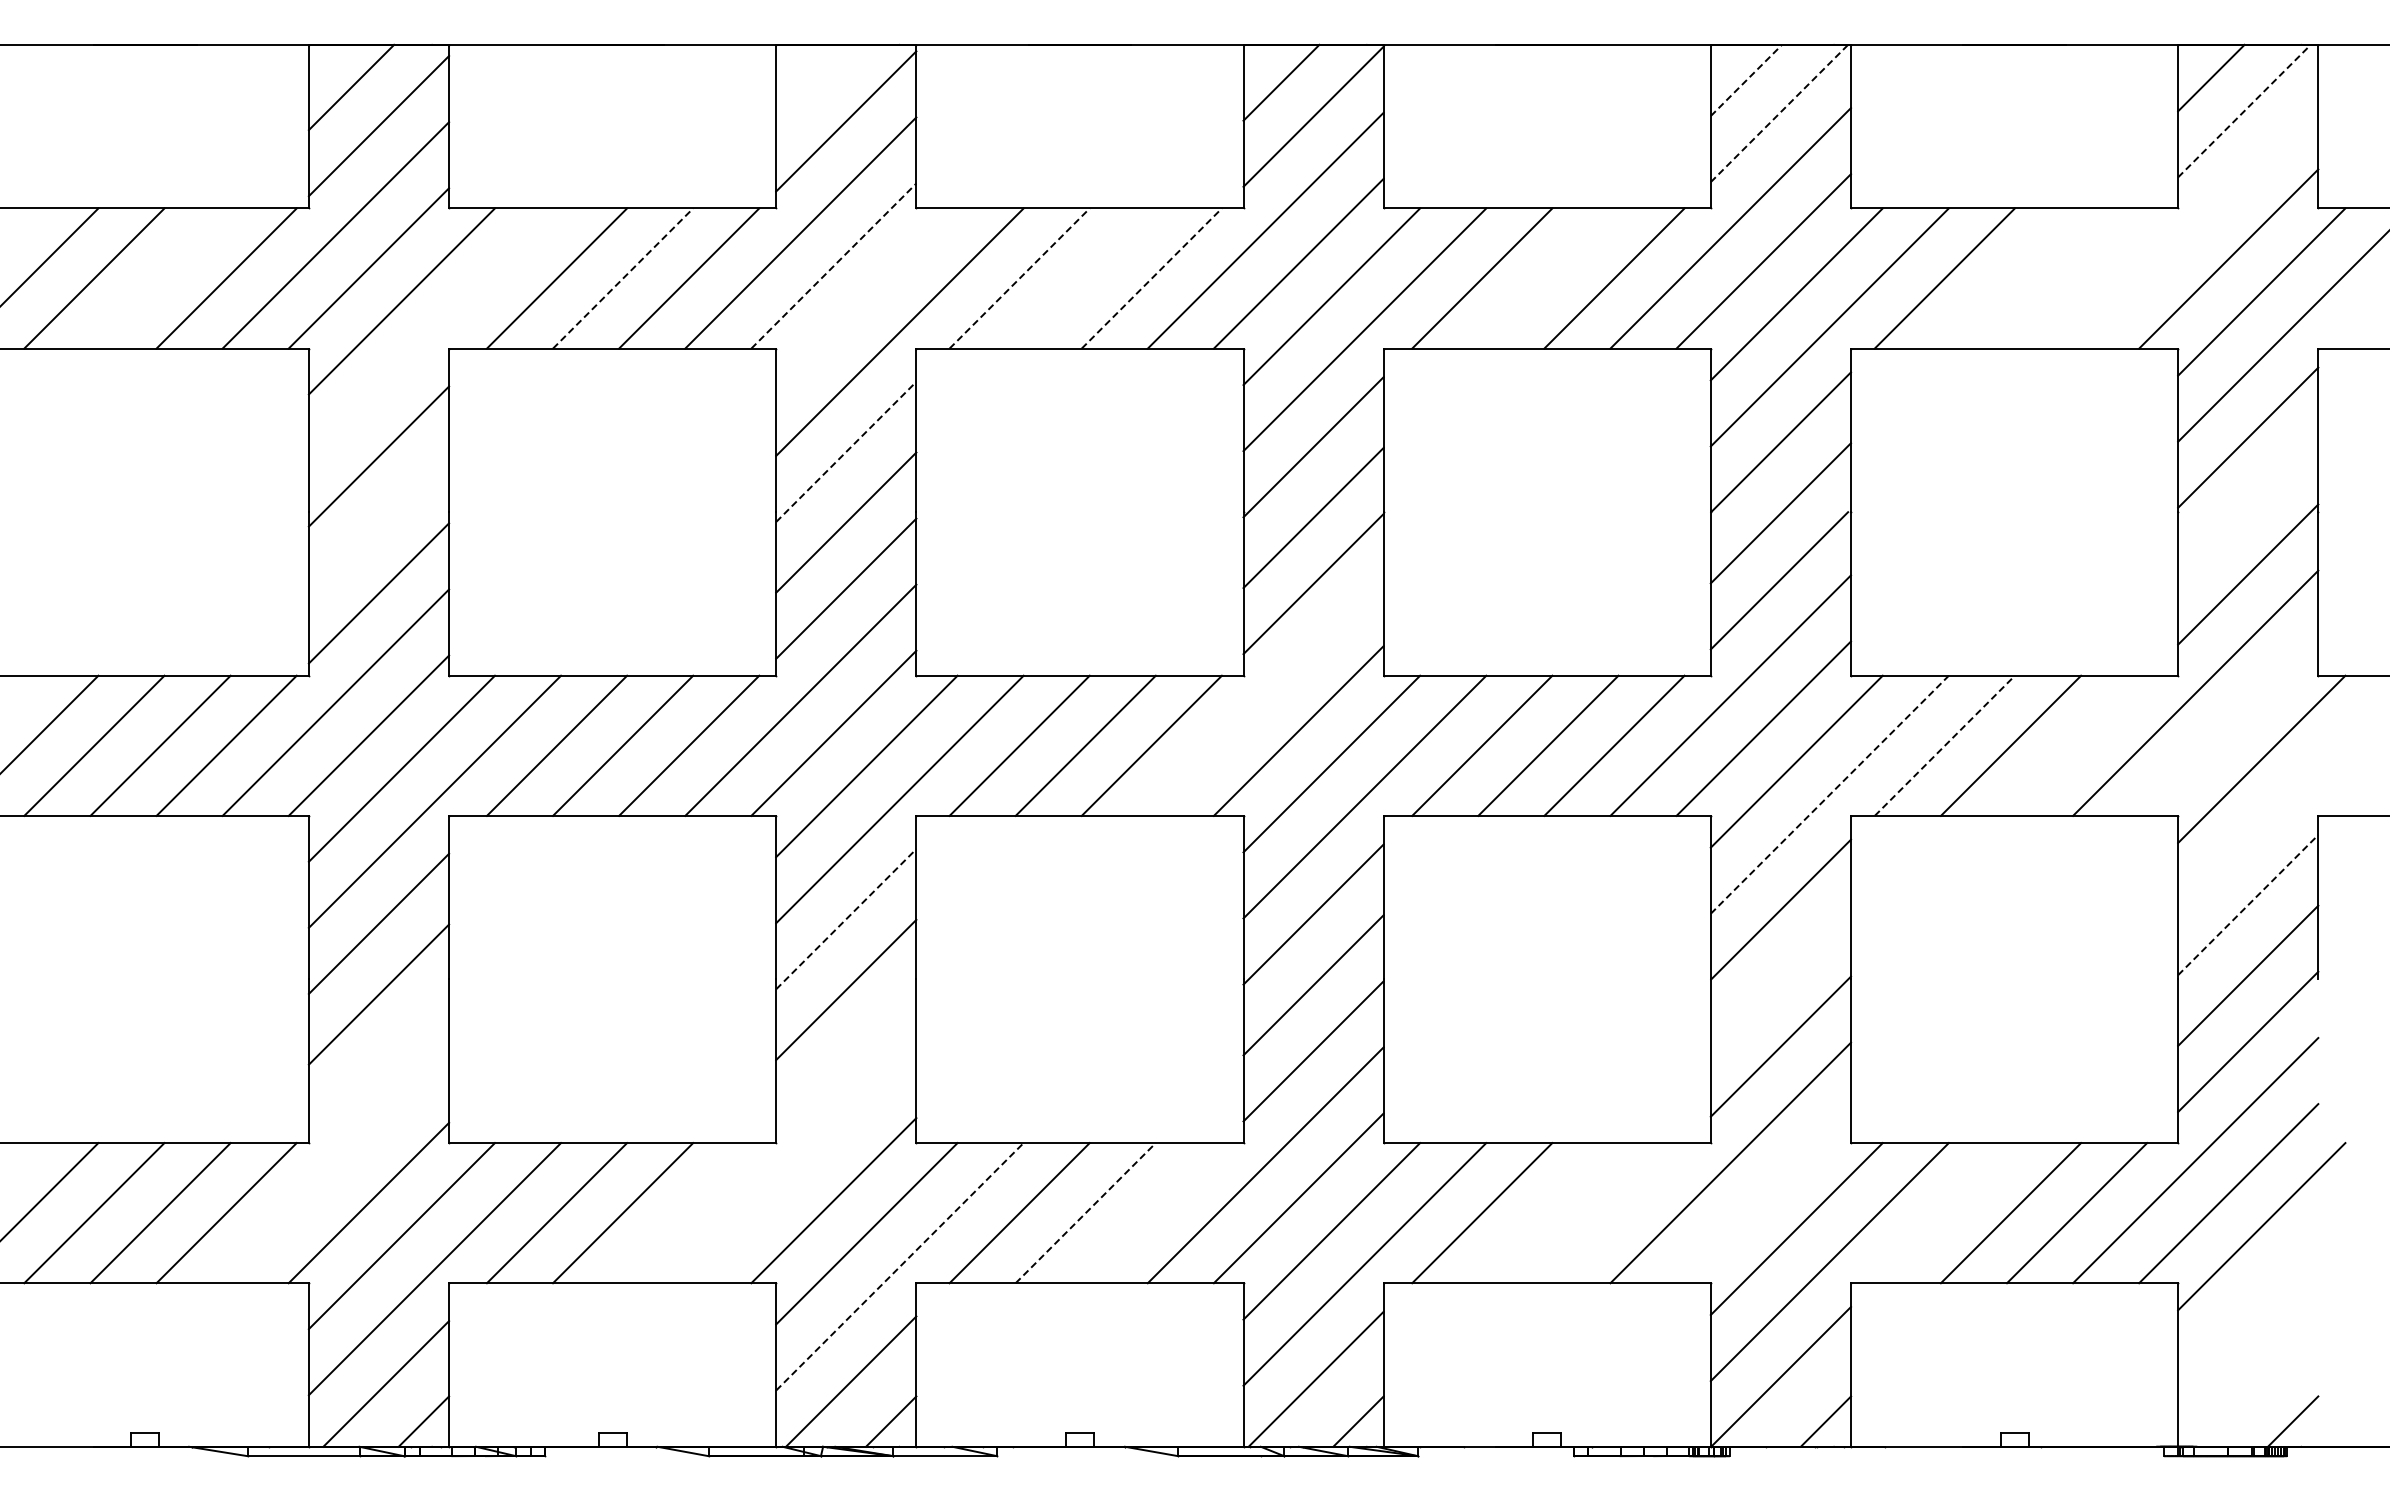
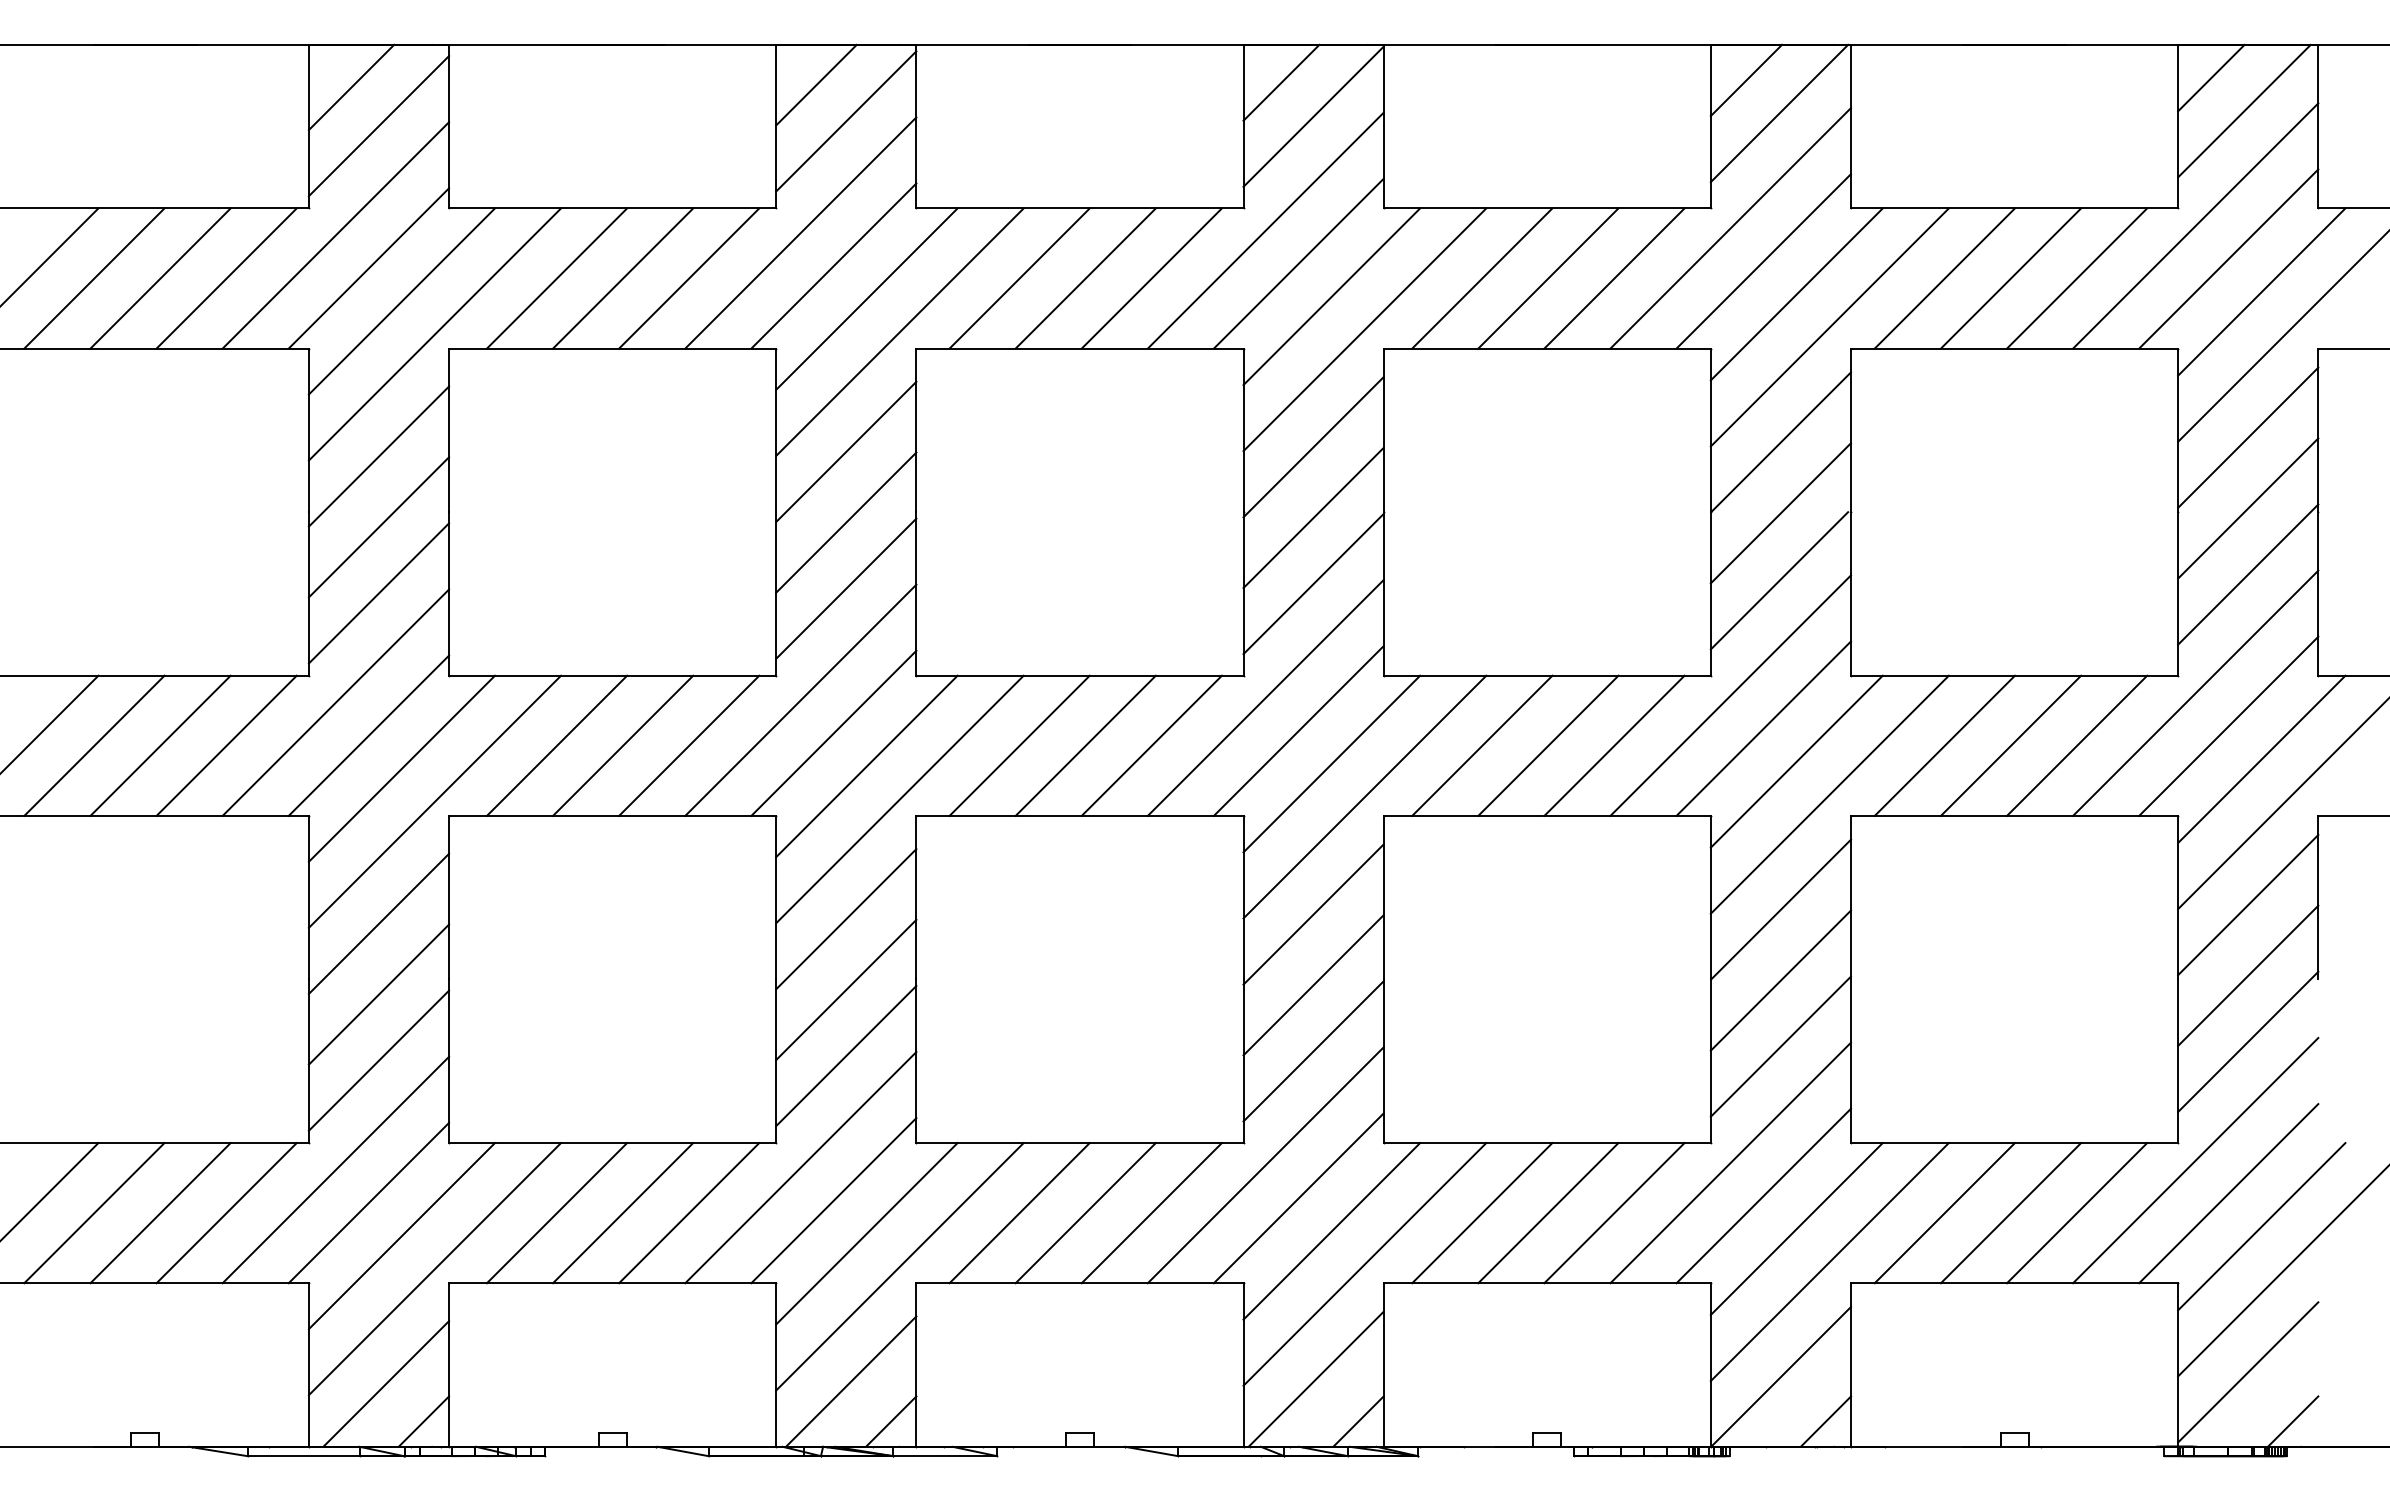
line: dashed -> solid (1746, 80)
line: none -> present (816, 84)
line: dashed -> solid (2244, 111)
line: dashed -> solid (1779, 113)
line: none -> present (2195, 225)
line: dashed -> solid (833, 266)
line: none -> present (160, 278)
line: dashed -> solid (623, 278)
line: dashed -> solid (1020, 278)
line: none -> present (1085, 278)
line: dashed -> solid (1152, 278)
line: none -> present (1548, 278)
line: none -> present (2010, 278)
line: none -> present (2076, 278)
line: none -> present (866, 298)
line: none -> present (434, 334)
line: dashed -> solid (846, 451)
line: none -> present (2248, 508)
line: none -> present (378, 527)
line: none -> present (1265, 697)
line: none -> present (2228, 725)
line: dashed -> solid (1945, 745)
line: none -> present (2076, 745)
line: dashed -> solid (1830, 794)
line: none -> present (2282, 804)
line: dashed -> solid (2248, 904)
line: dashed -> solid (846, 918)
line: none -> present (1780, 980)
line: none -> present (846, 1055)
line: none -> present (378, 1060)
line: none -> present (800, 1167)
line: none -> present (335, 1169)
line: none -> present (1763, 1195)
line: dashed -> solid (1086, 1212)
line: none -> present (689, 1213)
line: none -> present (1151, 1213)
line: none -> present (1548, 1213)
line: none -> present (1614, 1213)
line: none -> present (1944, 1213)
line: dashed -> solid (899, 1266)
line: none -> present (2282, 1271)
line: none -> present (2248, 1372)
